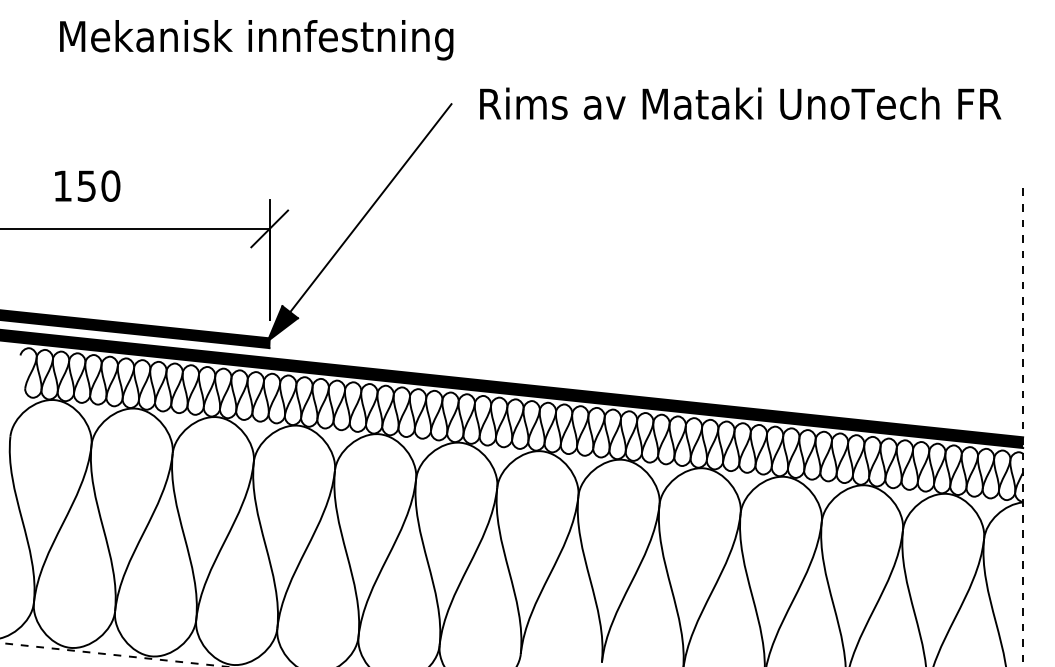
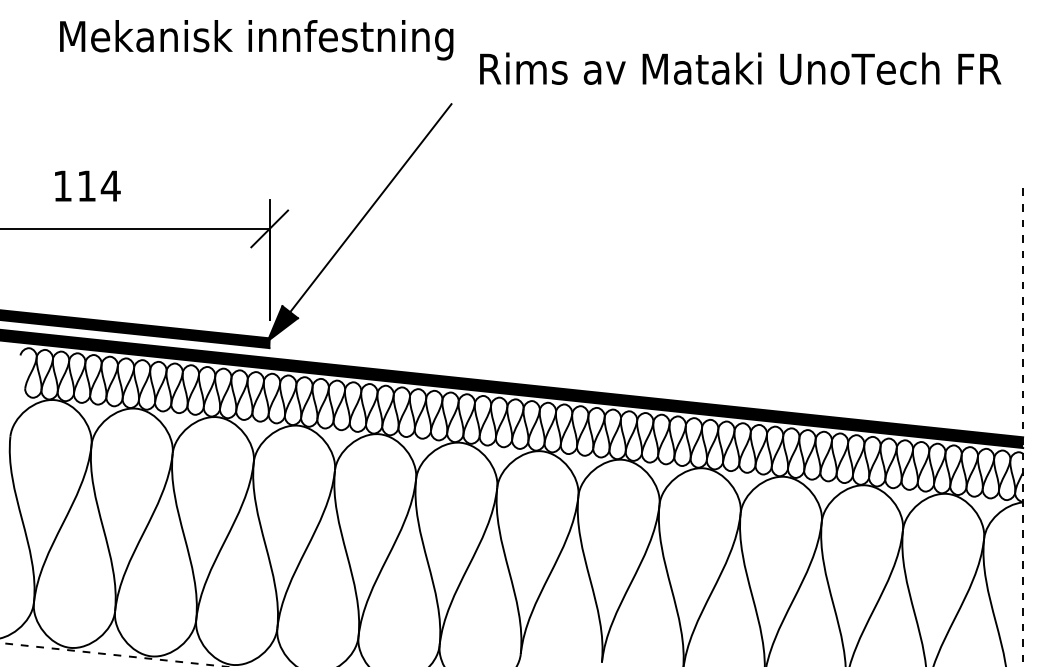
text position: (740, 103) -> (740, 68) (740, 68)
text: 150 -> 114 (98, 185)
